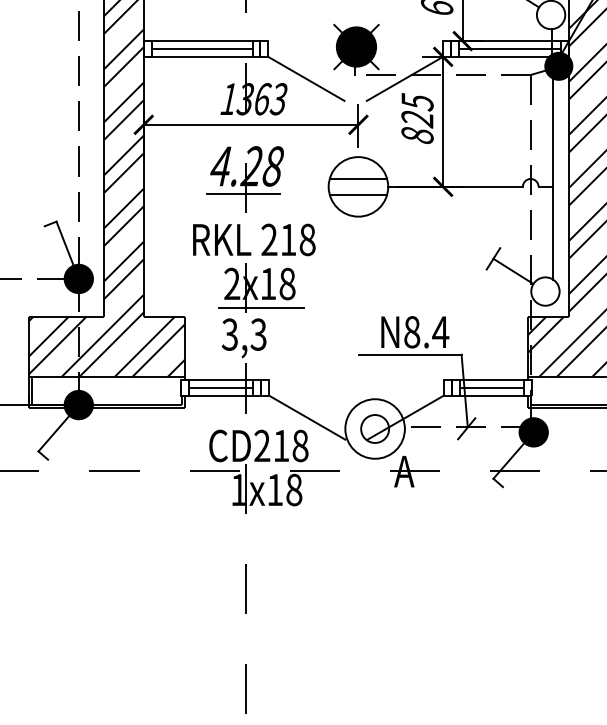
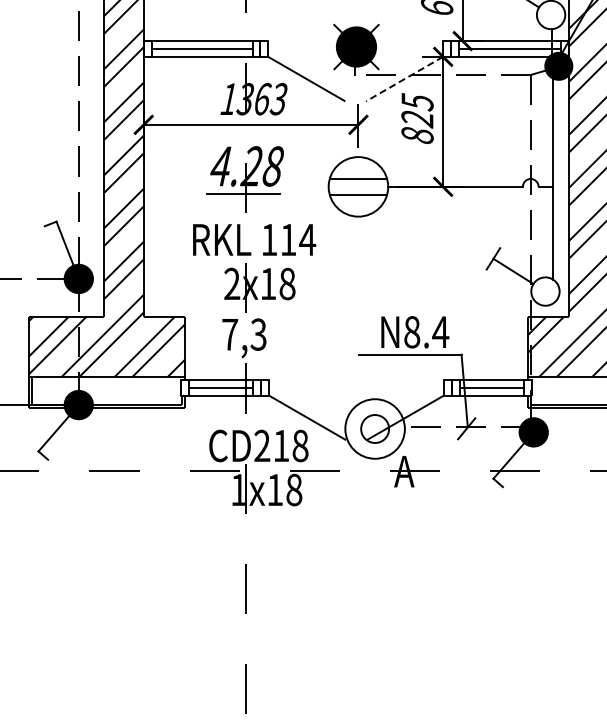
line: solid -> dashed (404, 79)
text: 218 -> 114 (288, 239)
line: present -> none (261, 307)
text: 3,3 -> 7,3 (229, 334)
